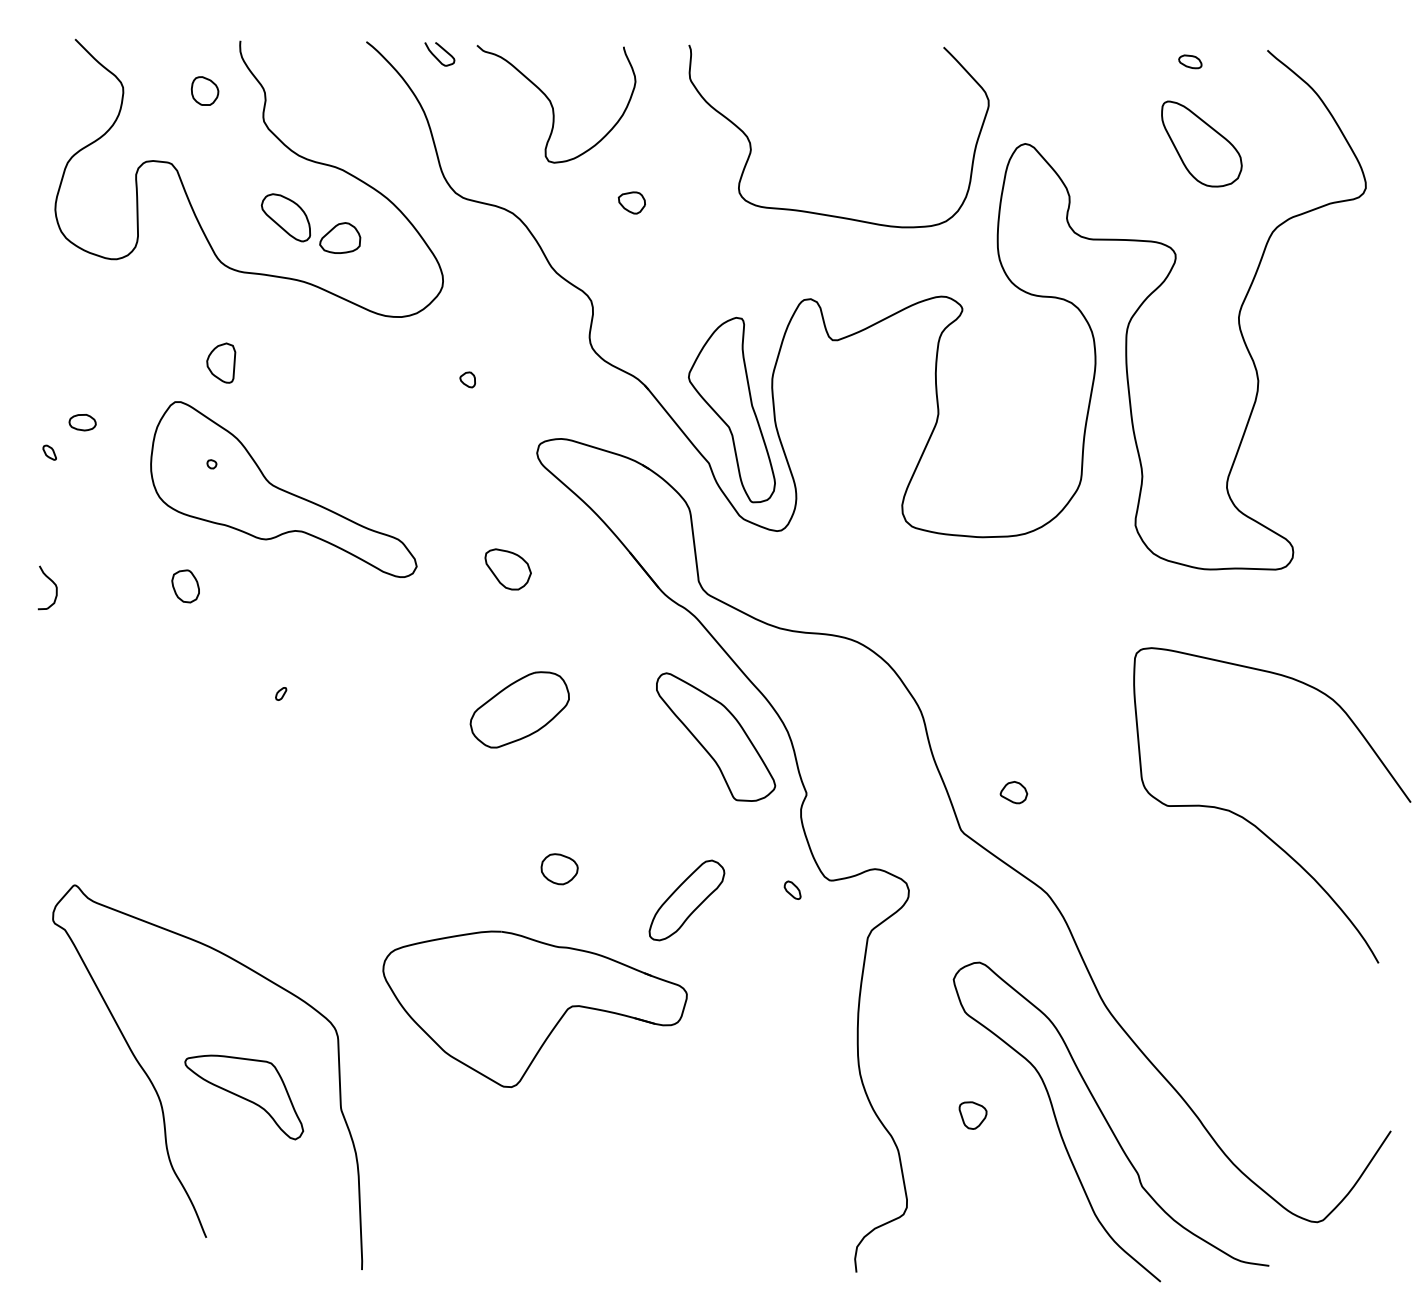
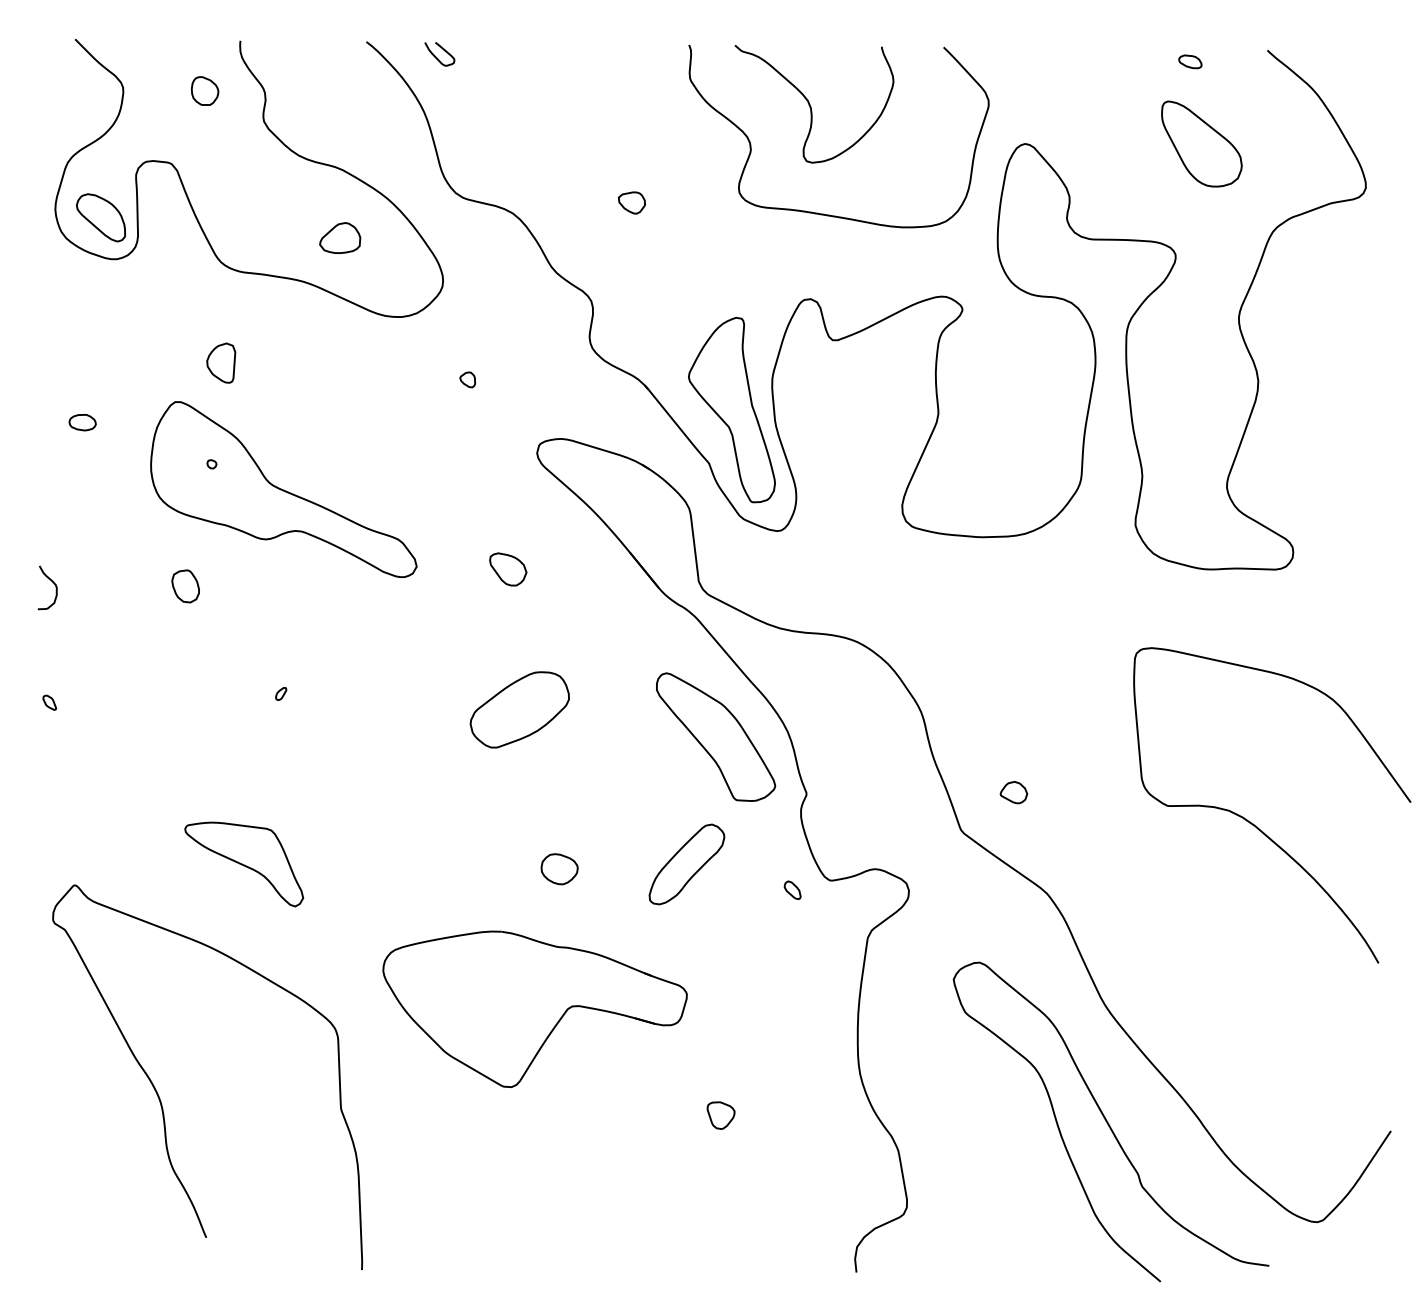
curve position: (553, 106) -> (811, 106) (811, 106)
part position: (285, 217) -> (100, 217) (100, 217)
part position: (49, 452) -> (49, 702) (49, 702)
part size: 48x43 px -> 39x35 px (508, 569)
part position: (686, 900) -> (686, 864) (686, 864)
part position: (244, 1097) -> (244, 864) (244, 864)
part position: (972, 1115) -> (720, 1115) (720, 1115)
